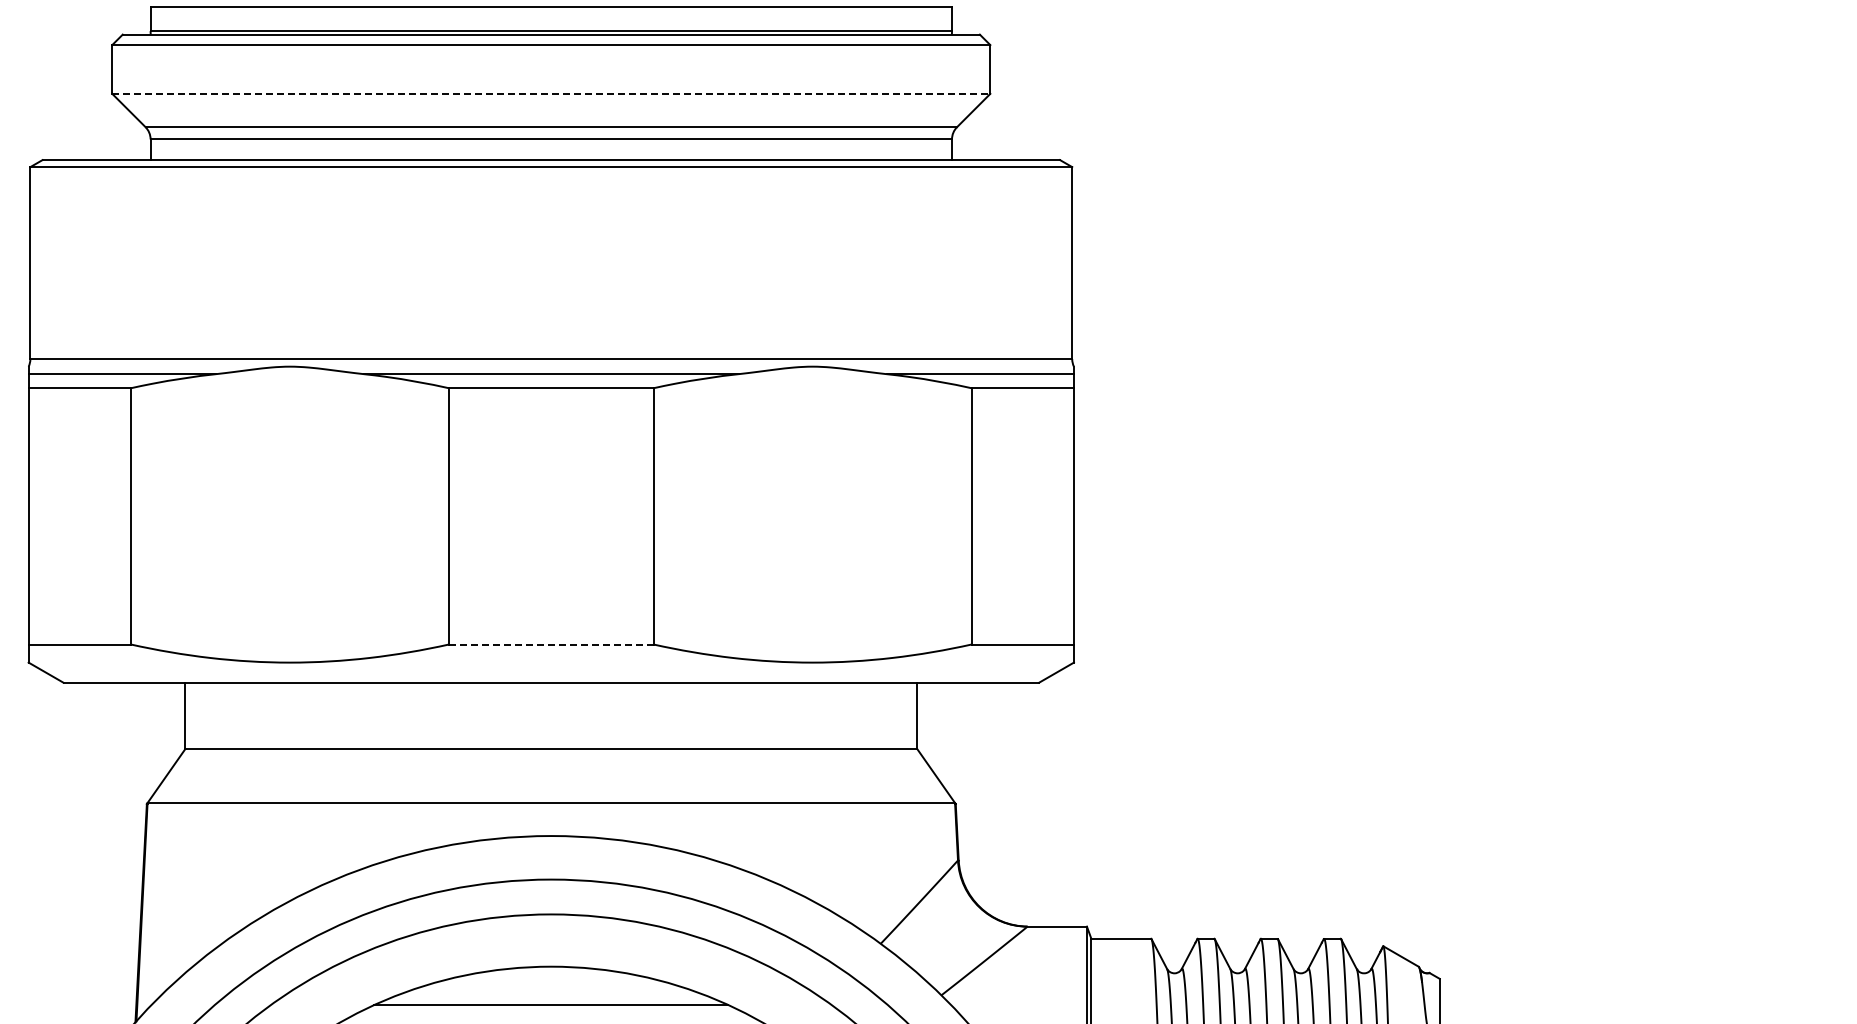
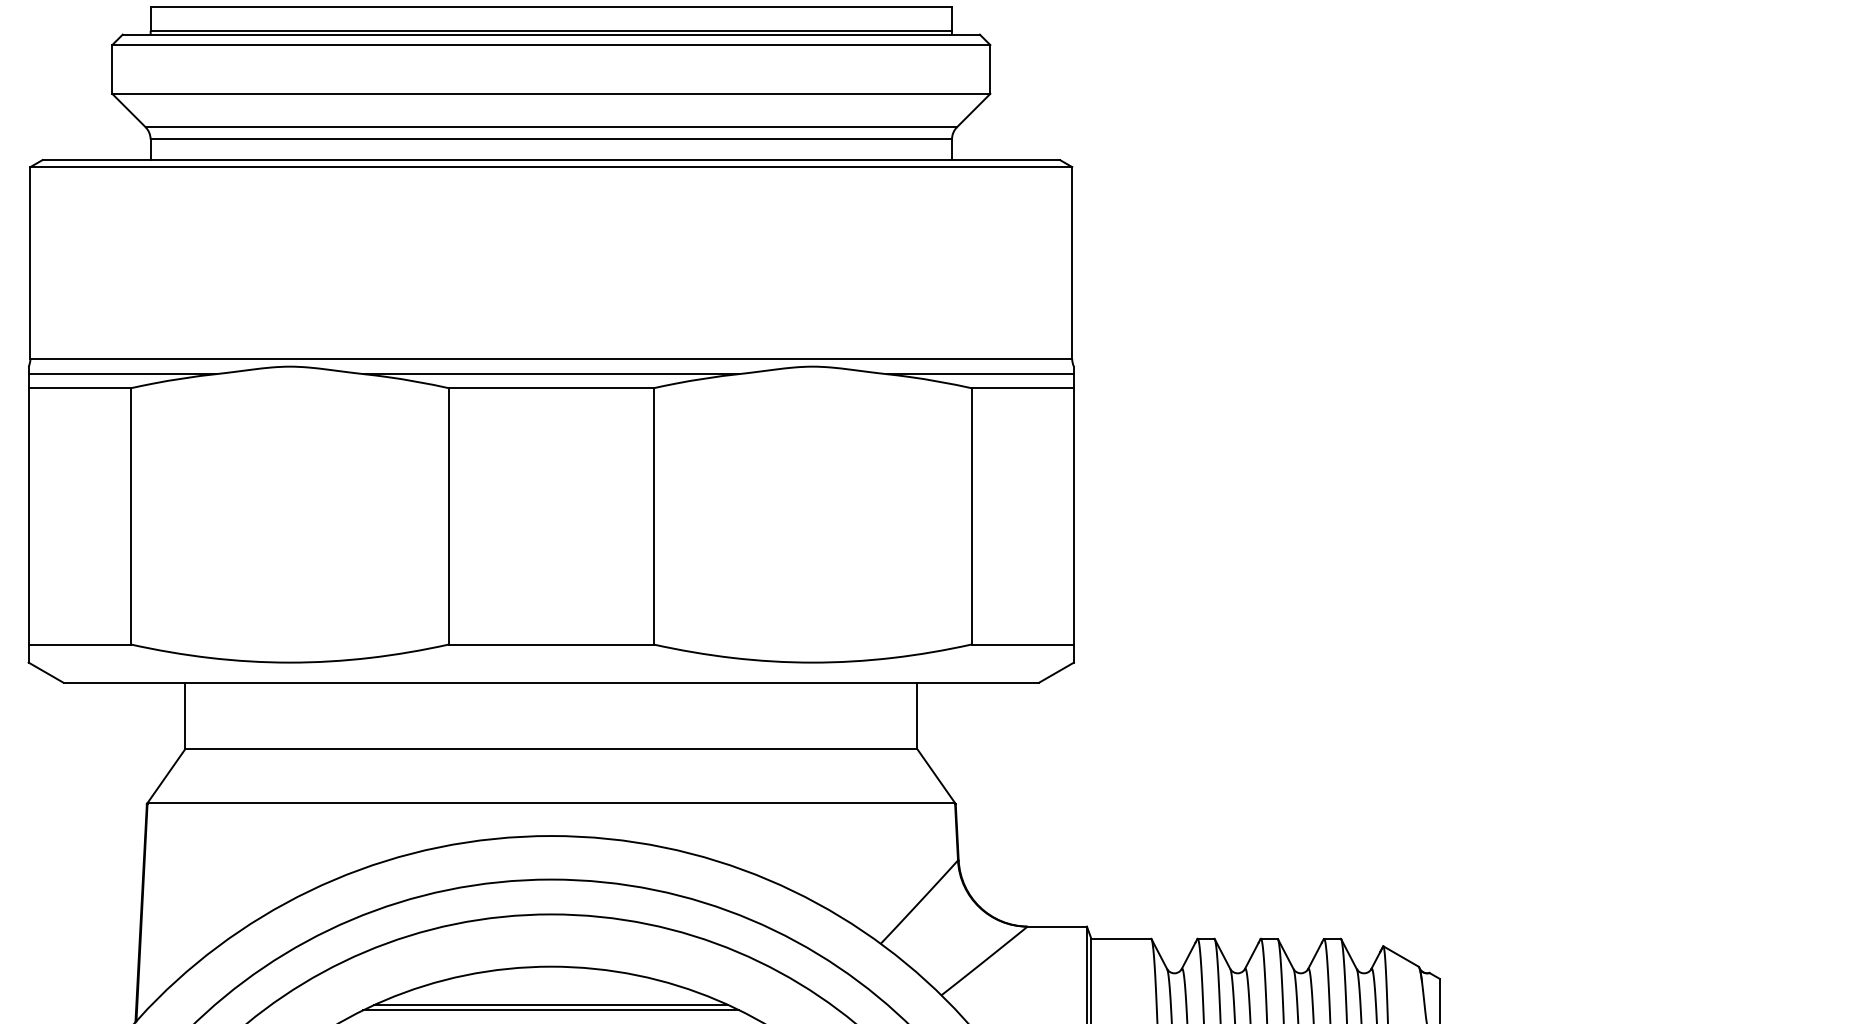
line: dashed -> solid (551, 93)
line: dashed -> solid (550, 644)
line: none -> present (551, 1010)
